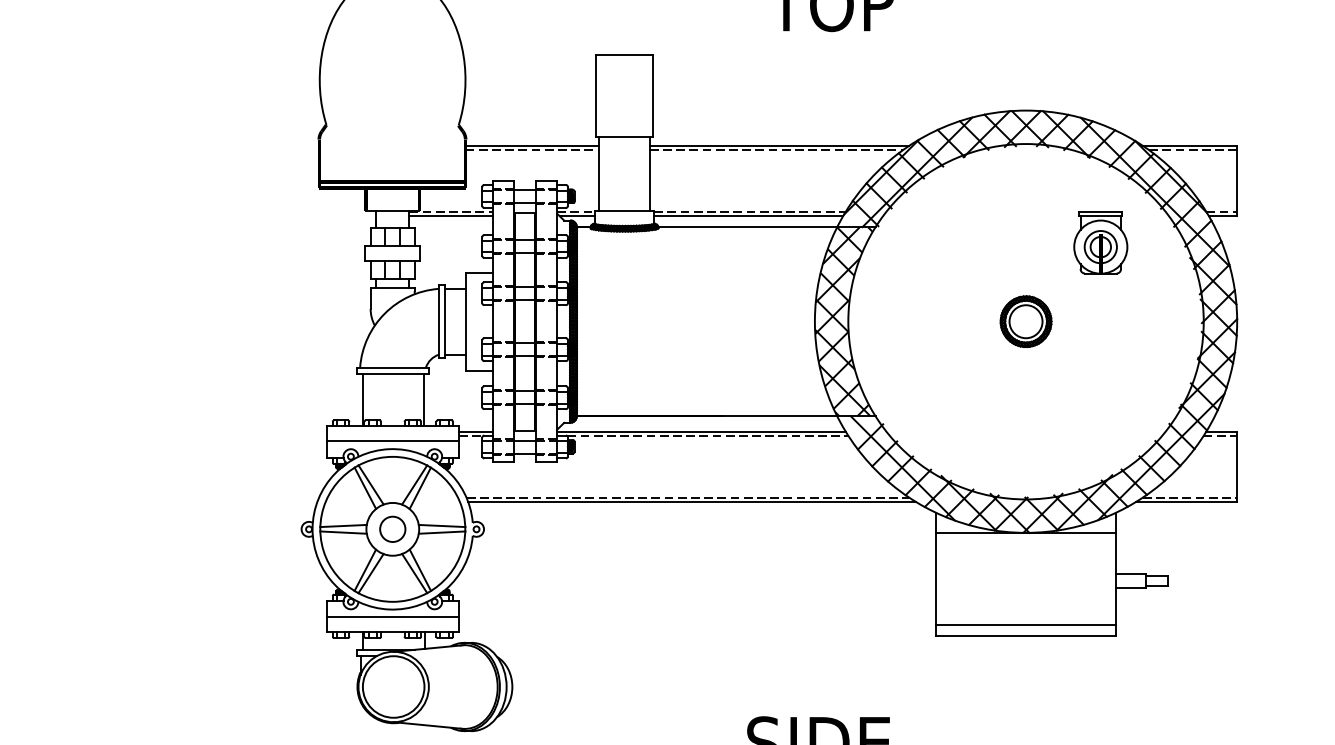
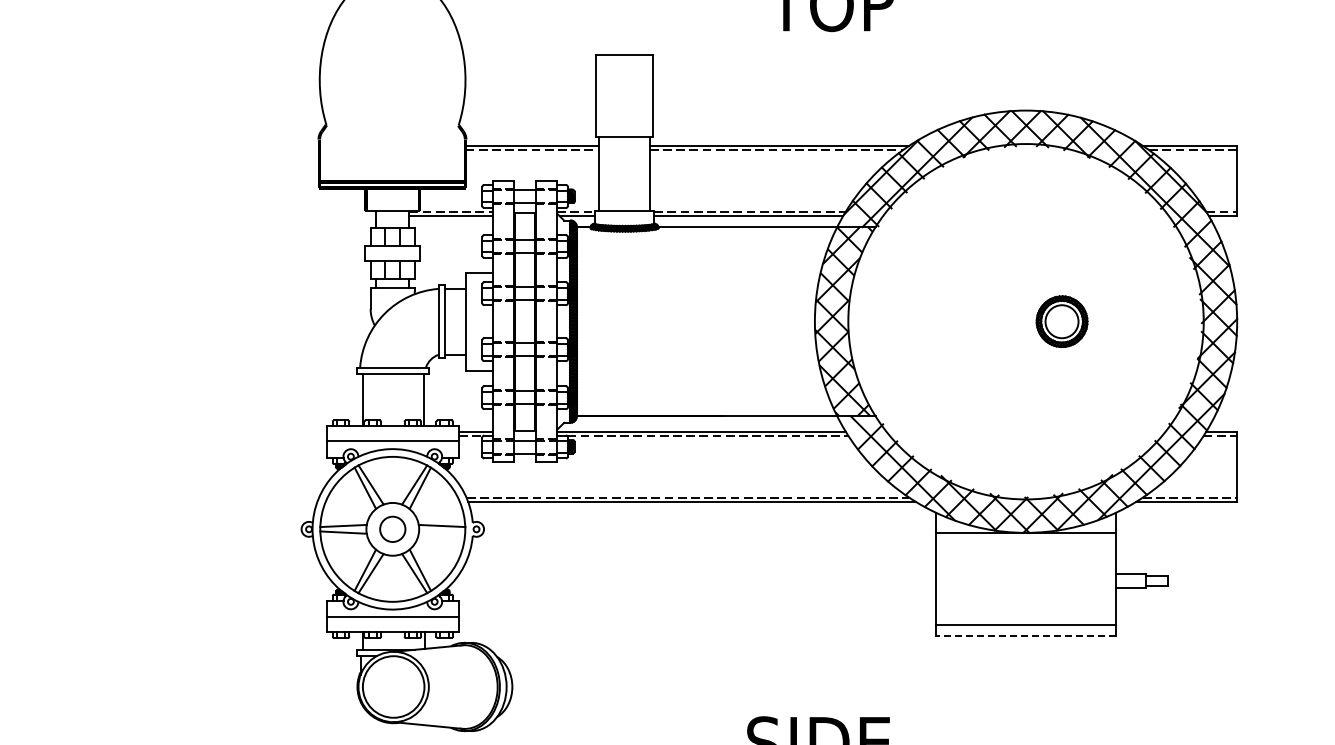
part: present -> none (1100, 242)
part position: (1025, 321) -> (1061, 321) (1061, 321)
line: present -> none (441, 532)
line: solid -> dashed (1026, 636)
